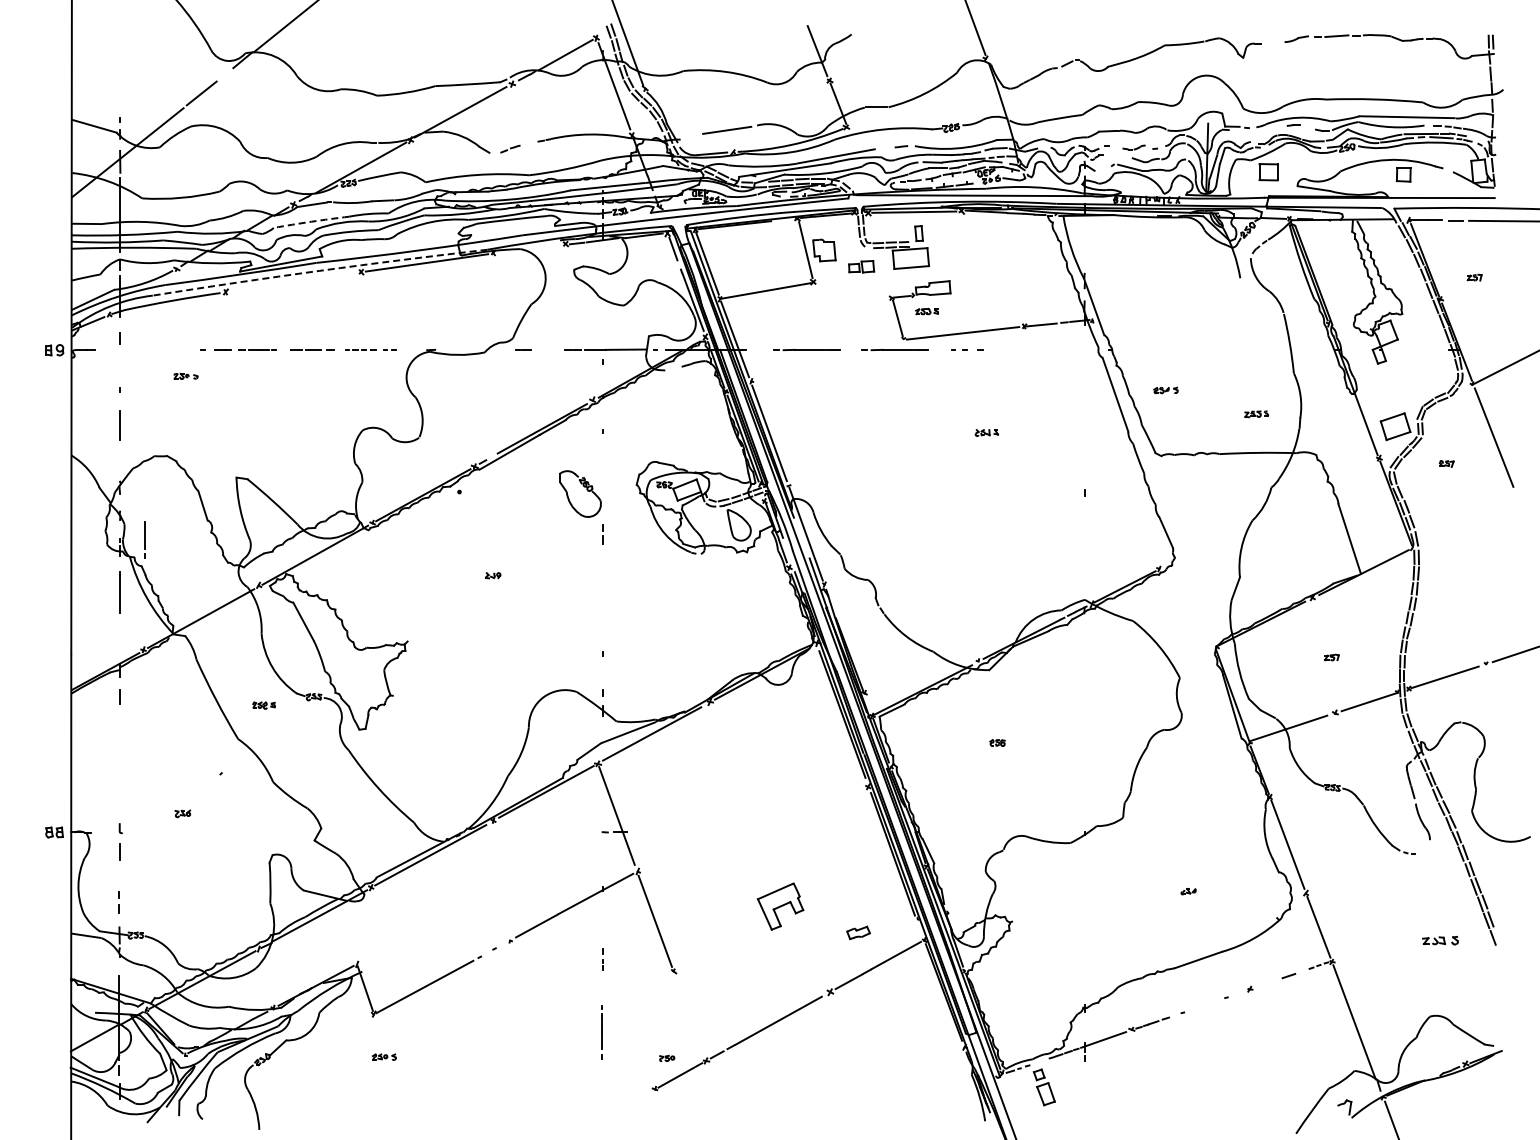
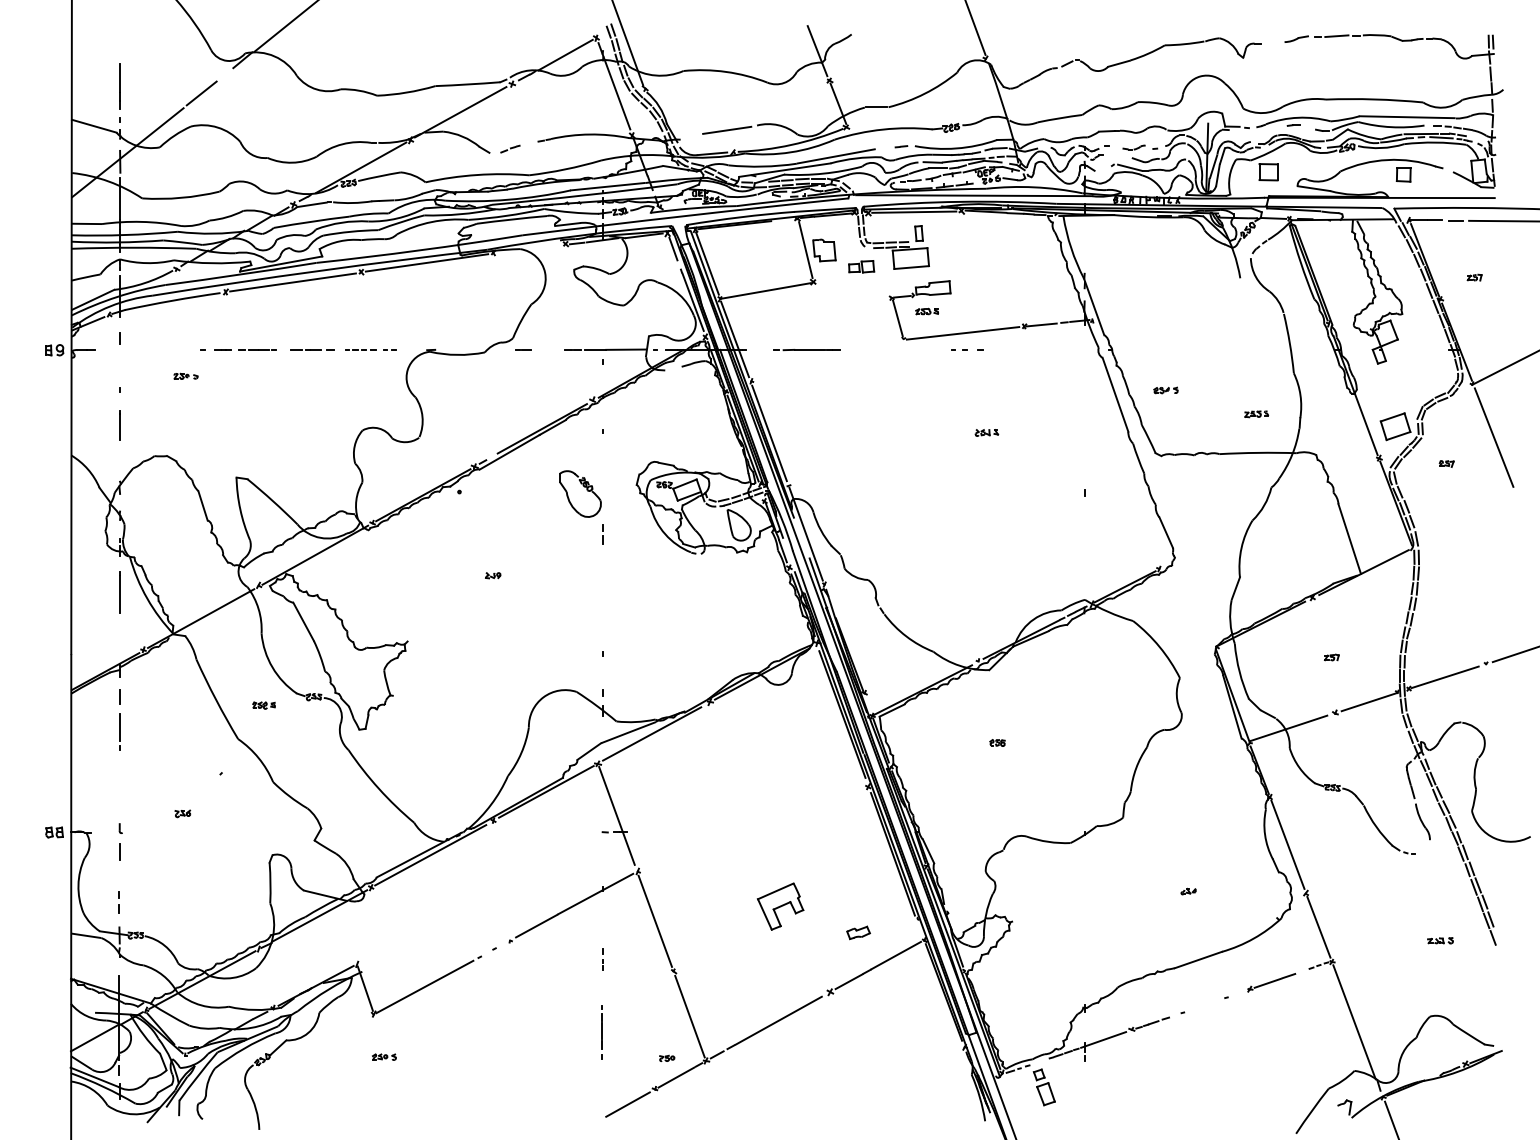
line: none -> present (119, 86)
arc: dashed -> solid (311, 221)
arc: dashed -> solid (319, 270)
line: none -> present (292, 282)
line: present -> none (894, 350)
line position: (144, 539) -> (119, 731) (119, 731)
part size: 37x11 px -> 27x8 px (1440, 940)
line: none -> present (1267, 982)
line: none -> present (689, 1016)
line: none -> present (627, 1104)
